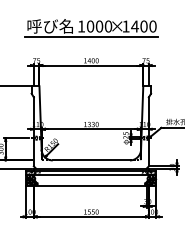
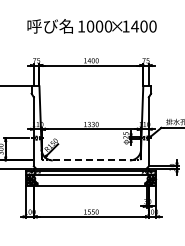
line: present -> none (91, 37)
line: solid -> dashed (91, 160)
